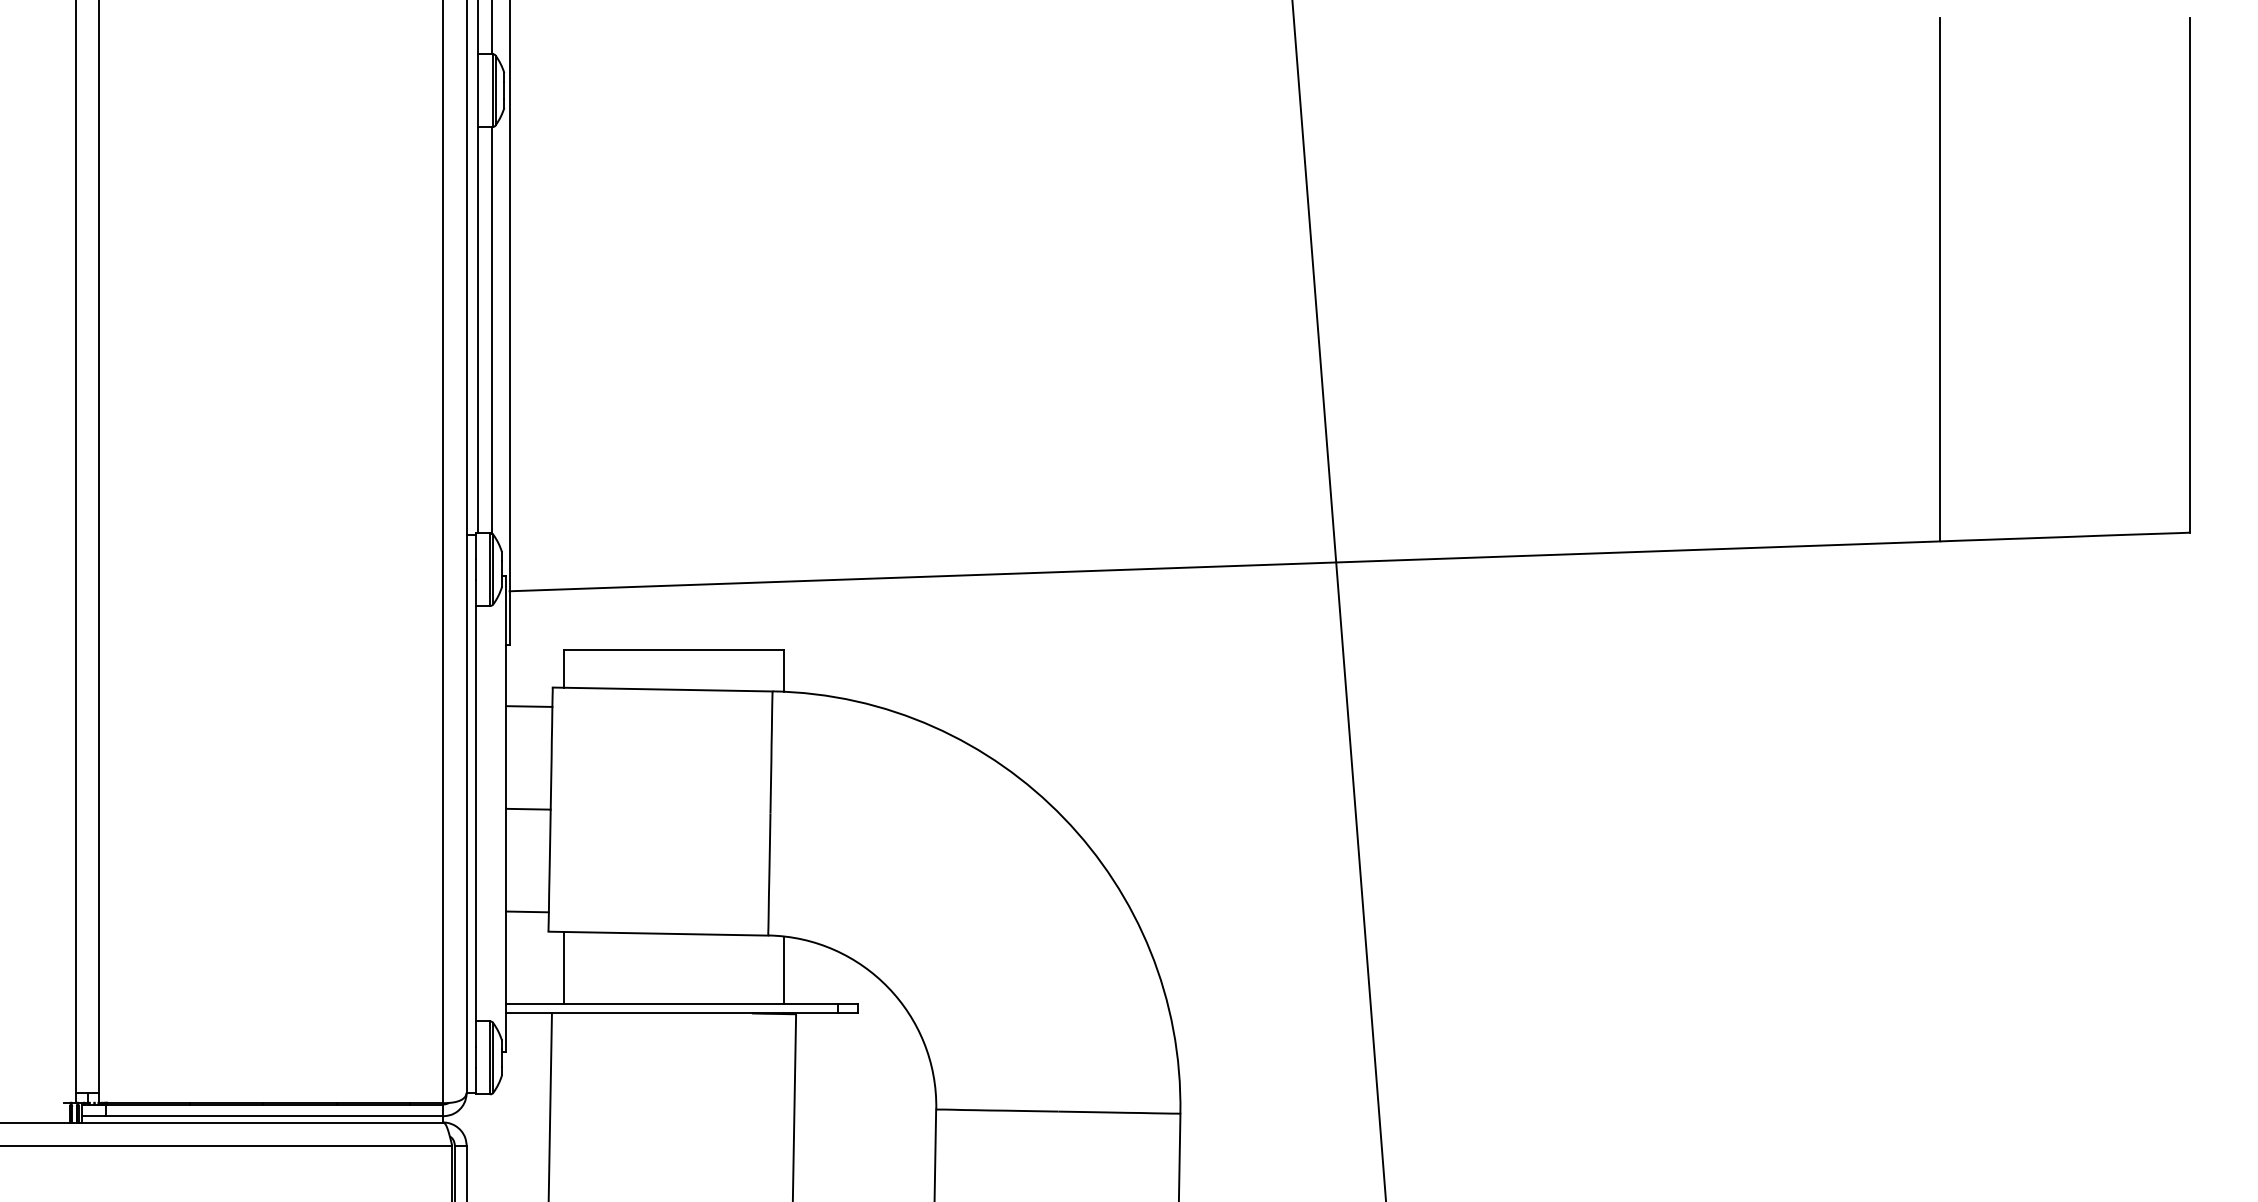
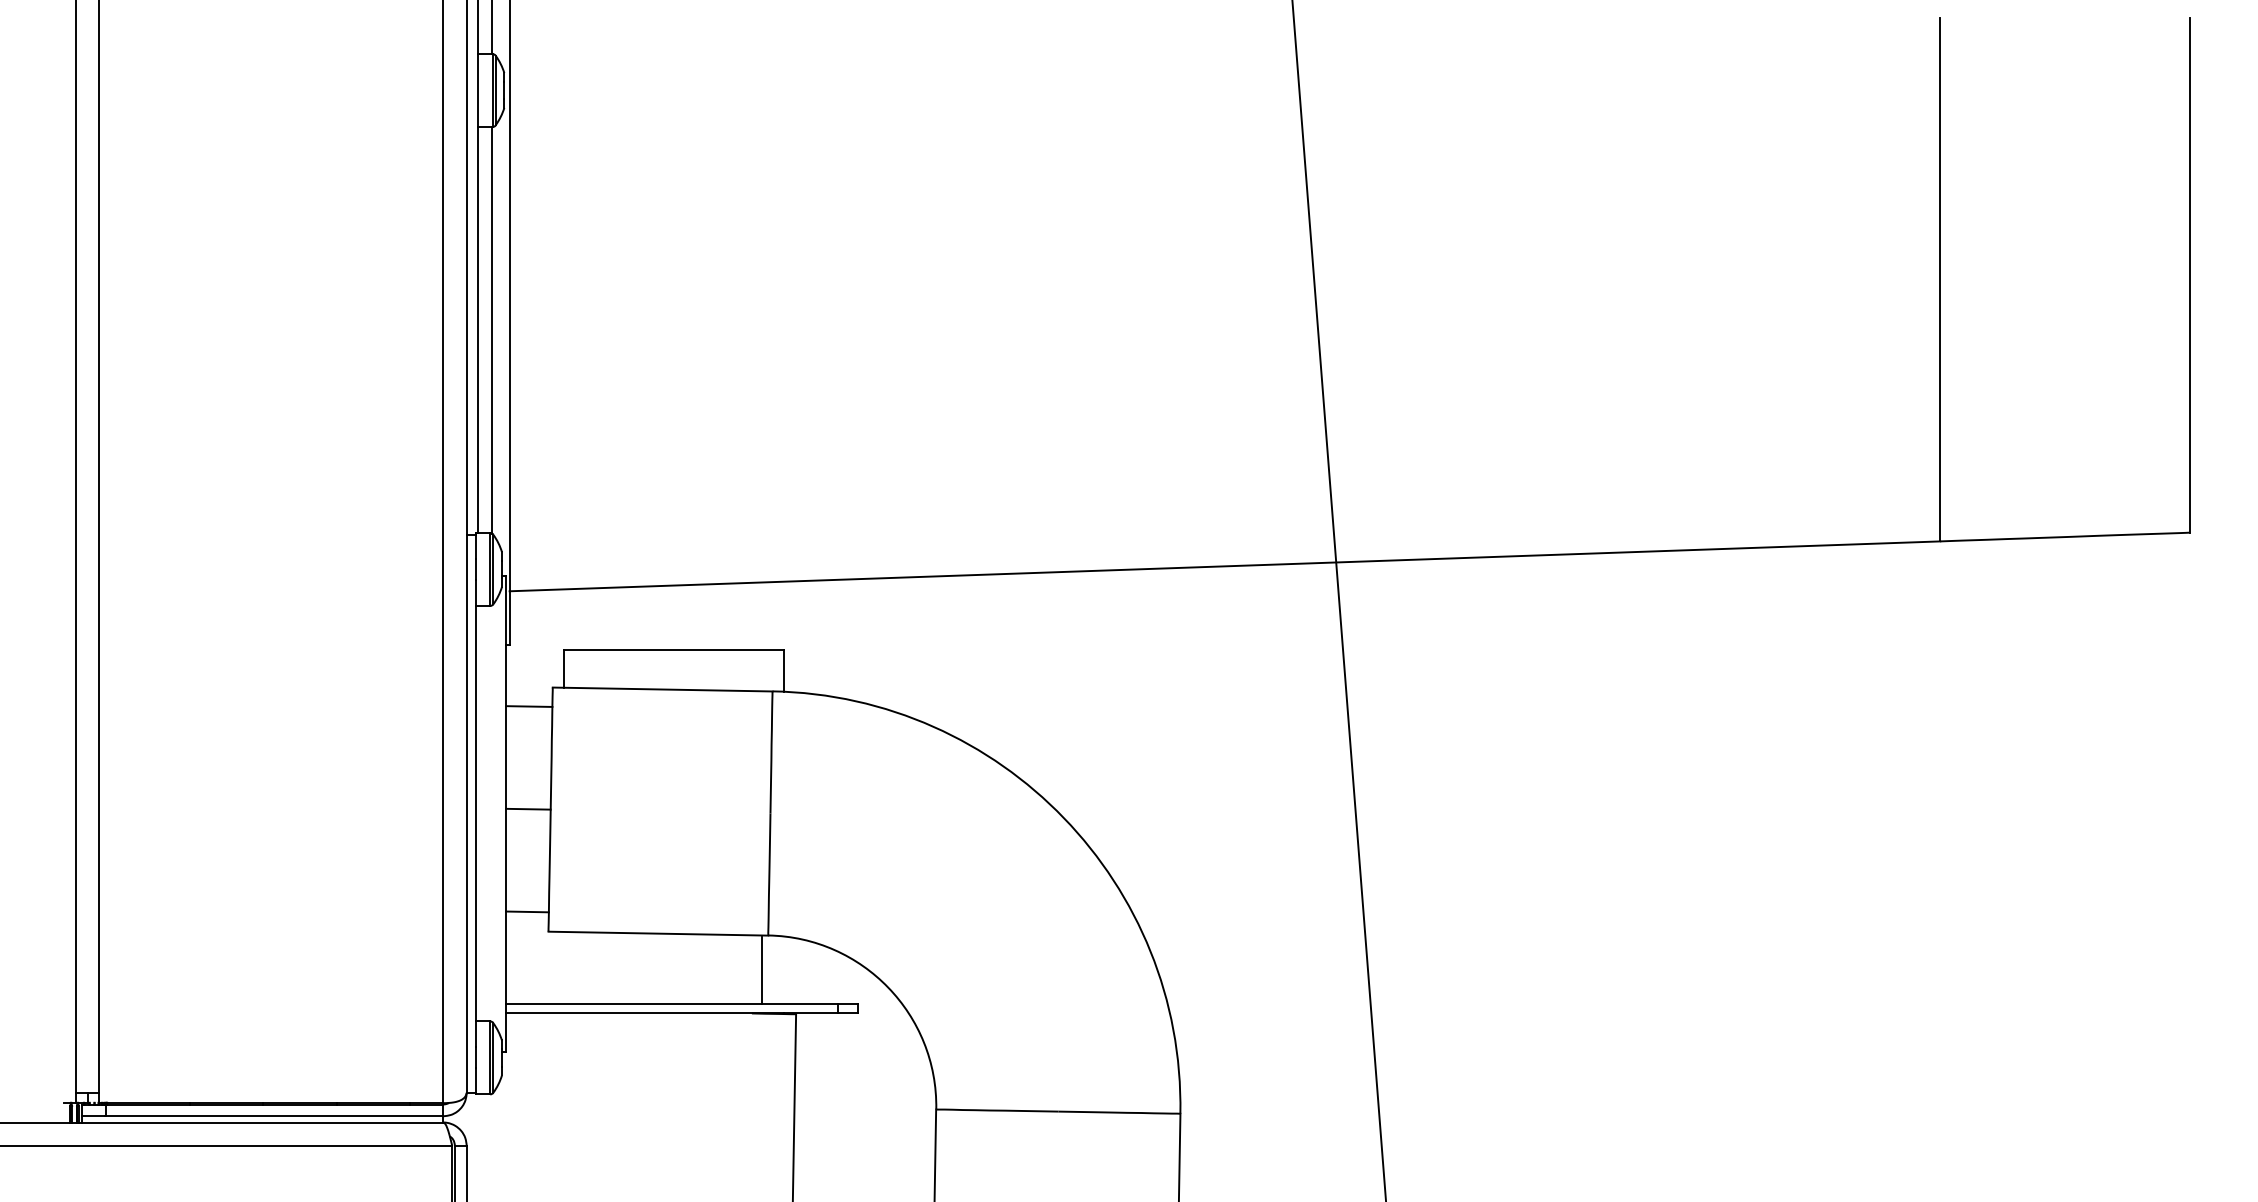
line: present -> none (564, 968)
line position: (783, 970) -> (761, 970) (761, 970)
line: present -> none (549, 1105)
